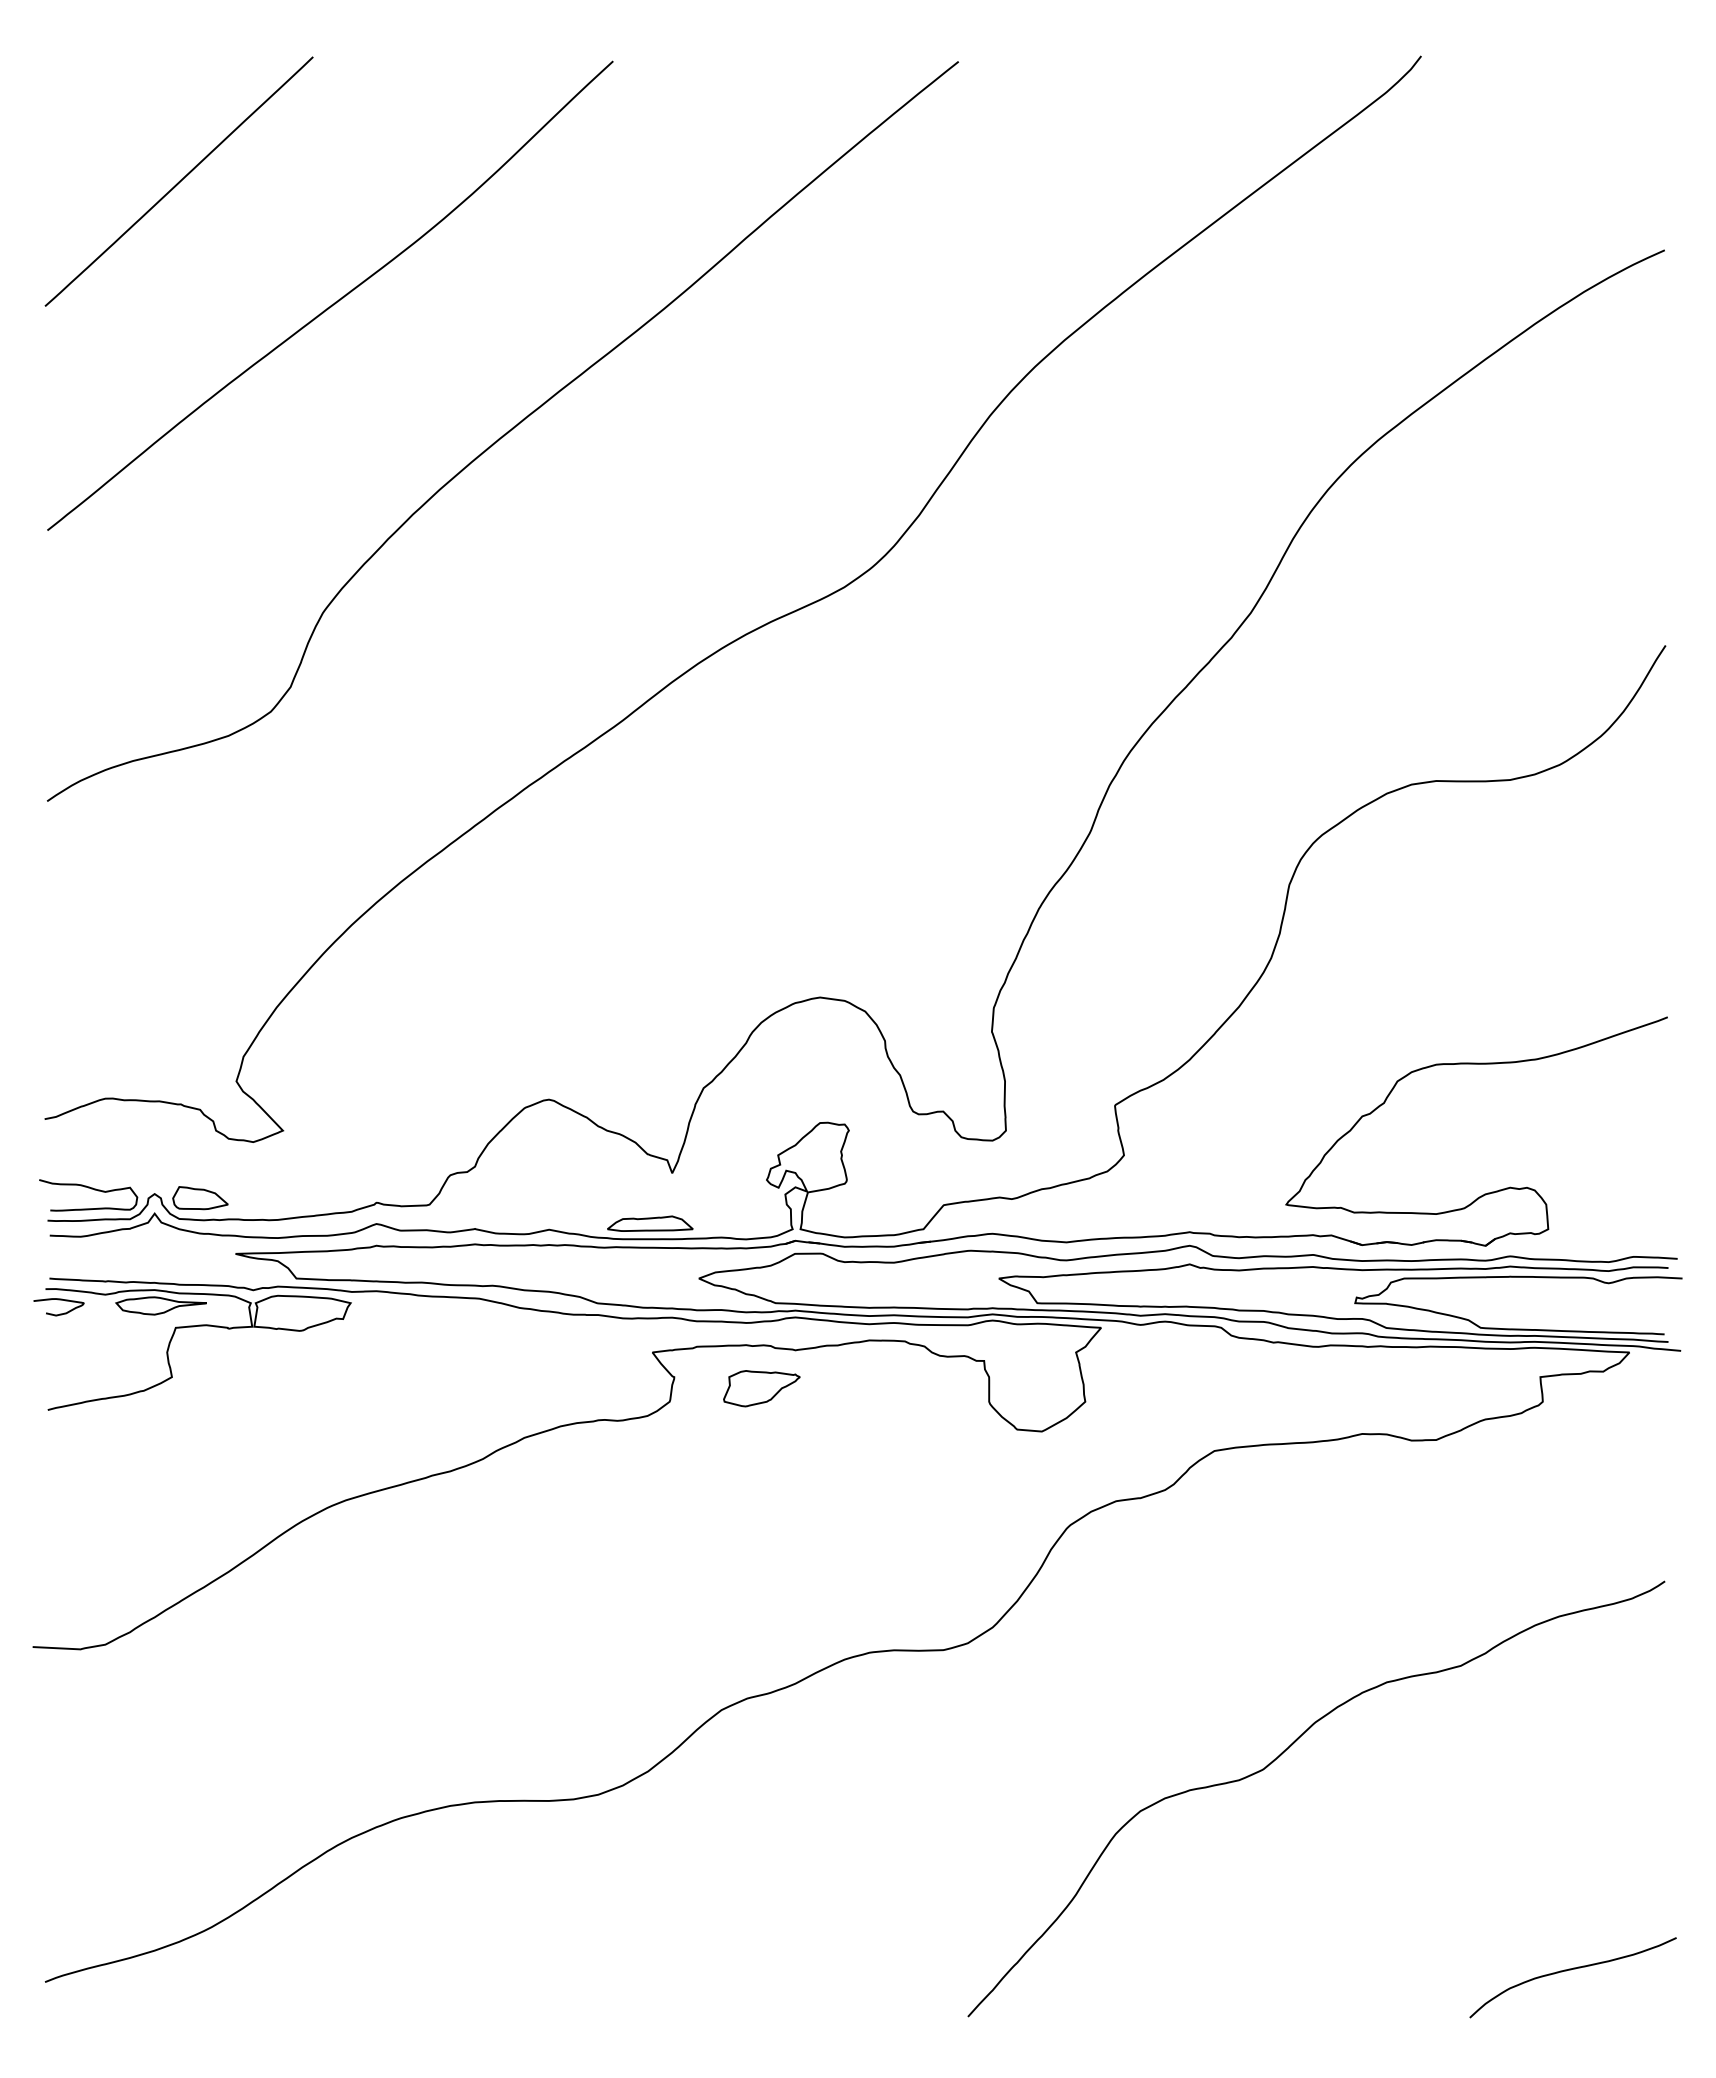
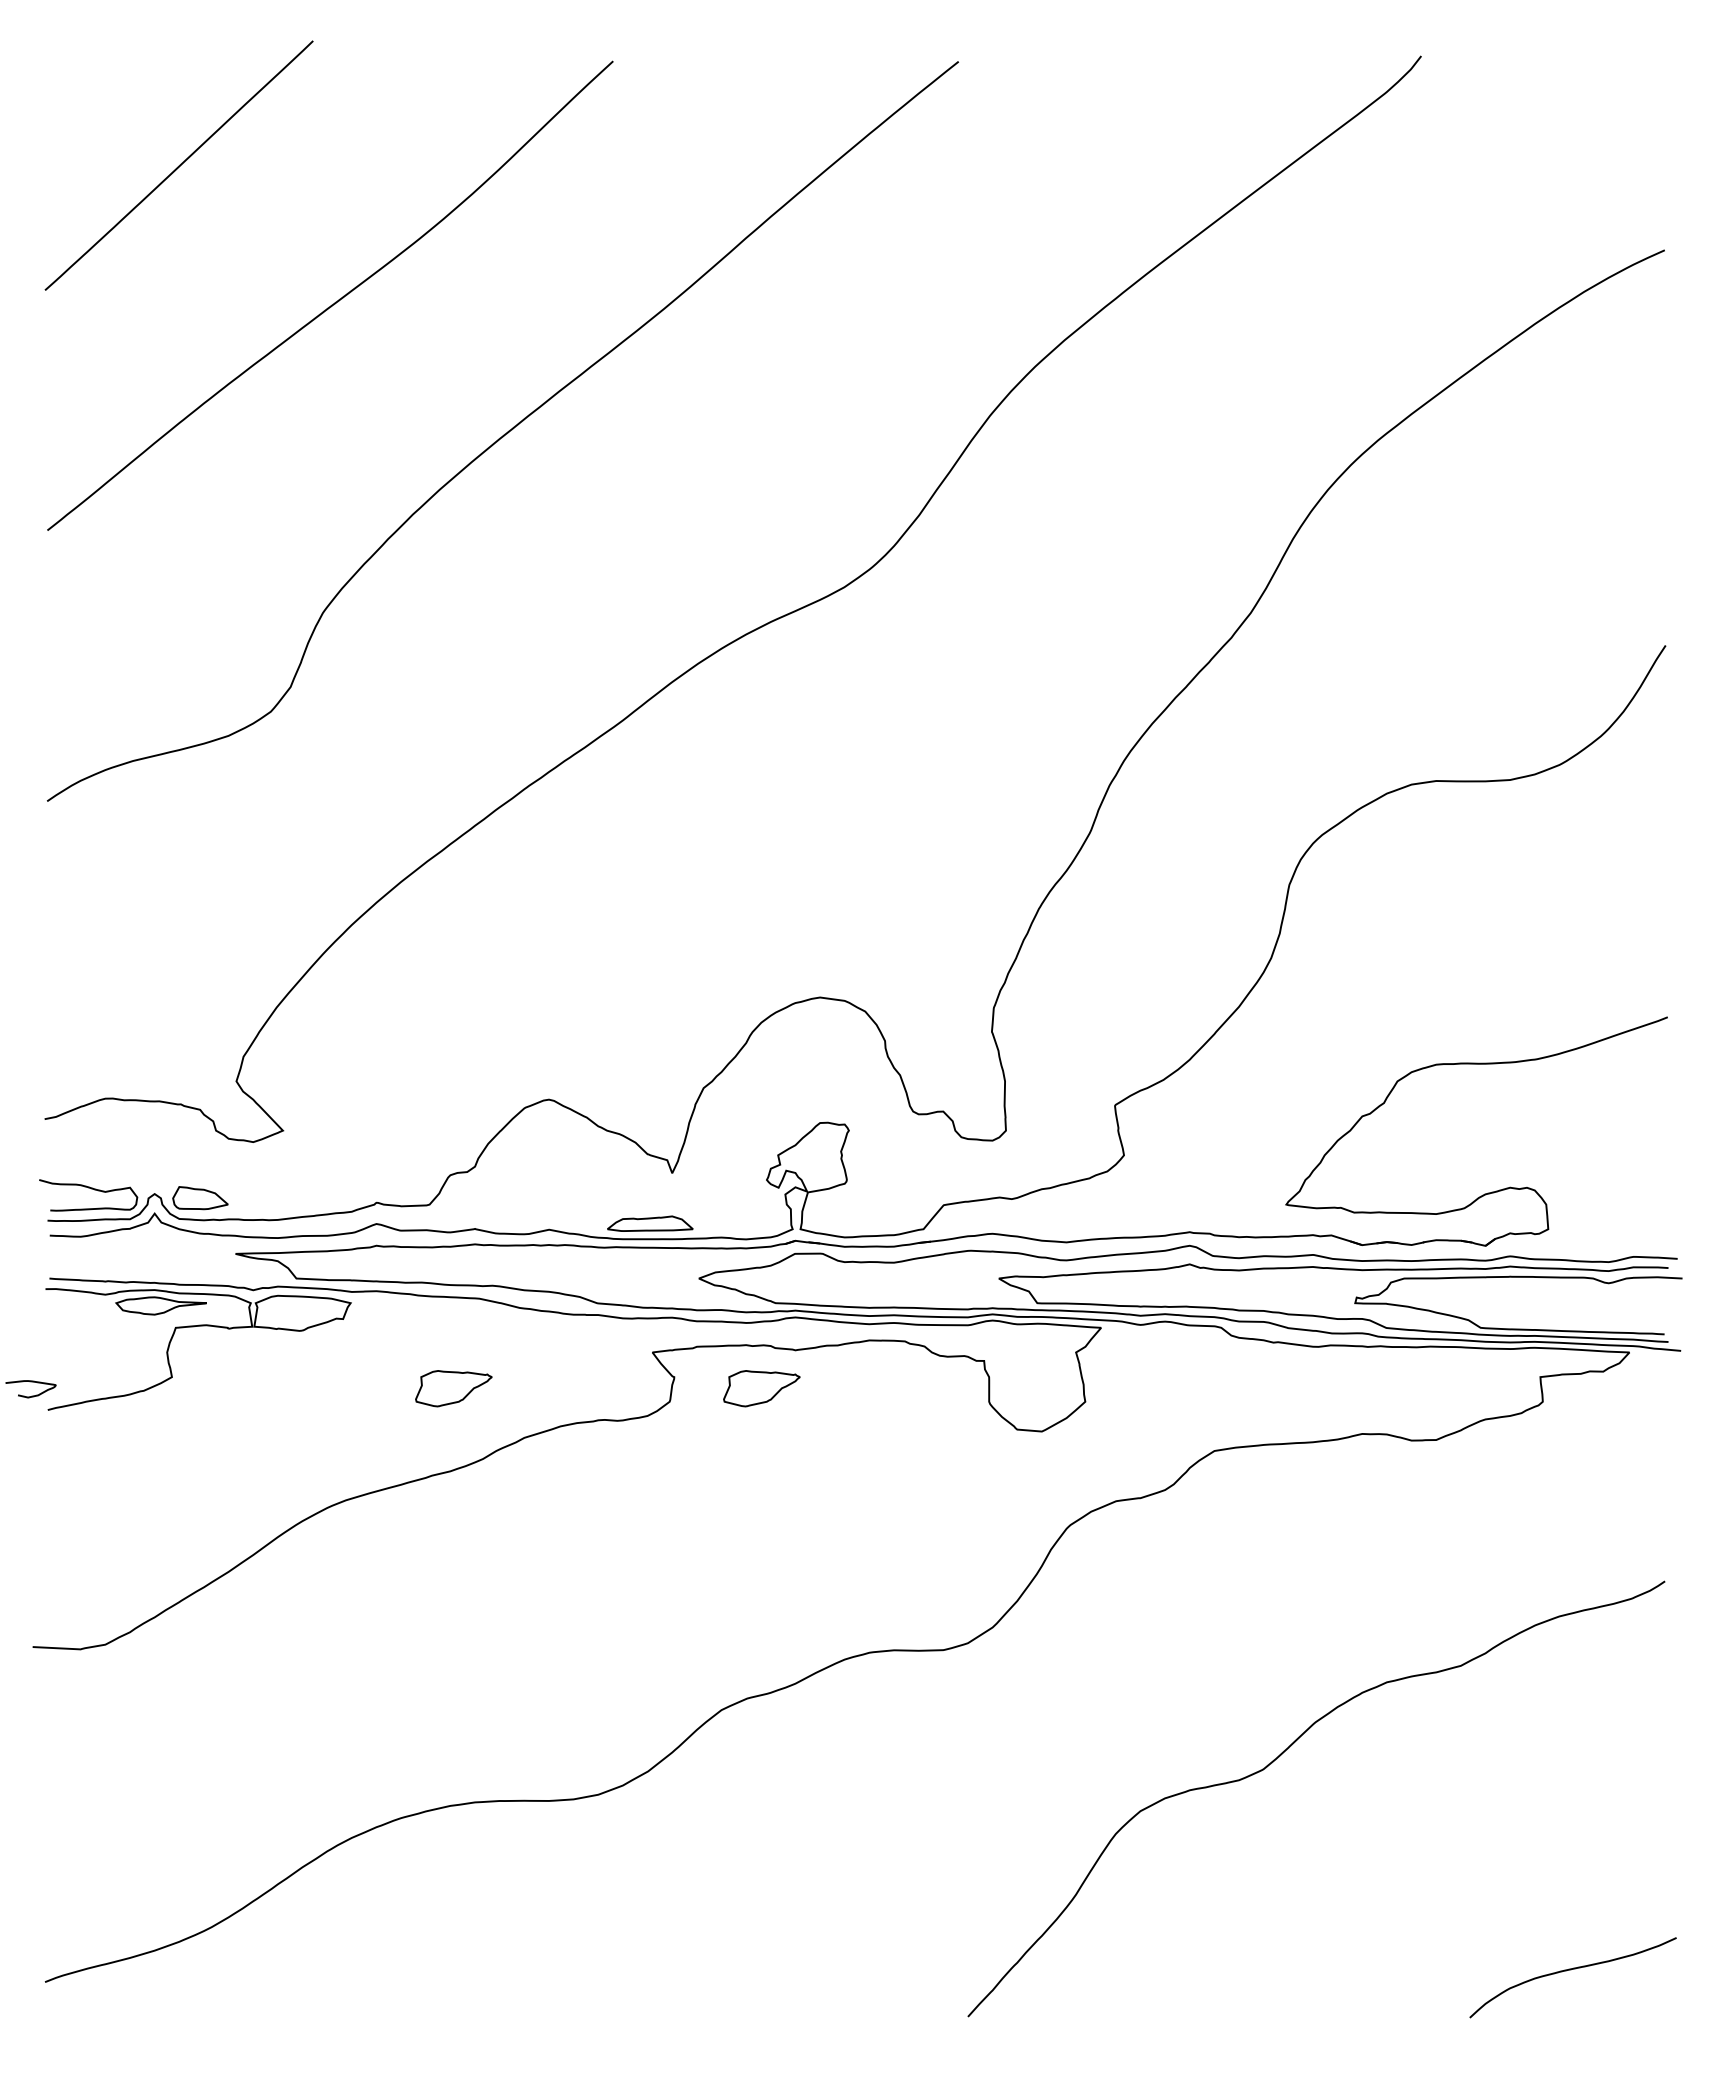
line position: (178, 181) -> (178, 165) (178, 165)
curve position: (59, 1313) -> (31, 1395) (31, 1395)
part: none -> present (453, 1388)
